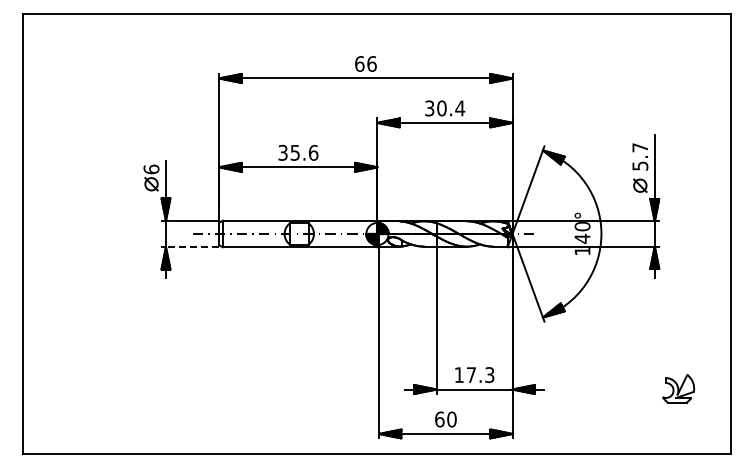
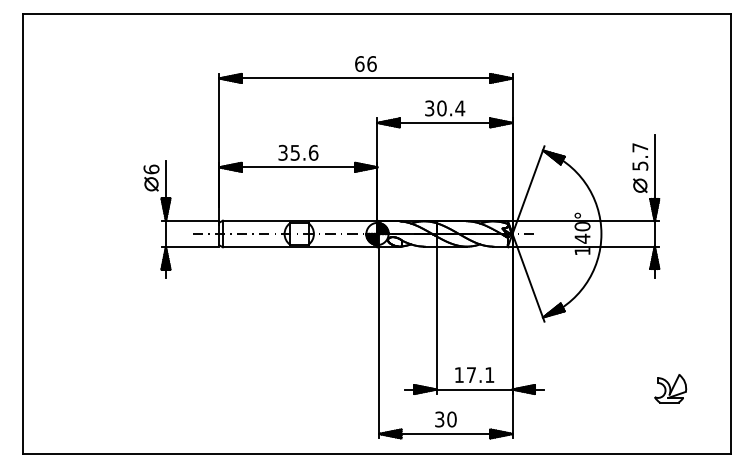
line: dashed -> solid (192, 247)
text: 17.3 -> 17.1 (489, 375)
part position: (678, 388) -> (670, 388) (670, 388)
text: 60 -> 30 (439, 419)
